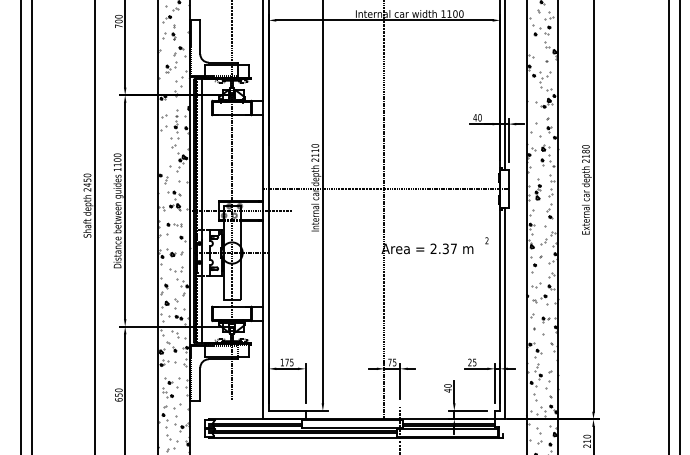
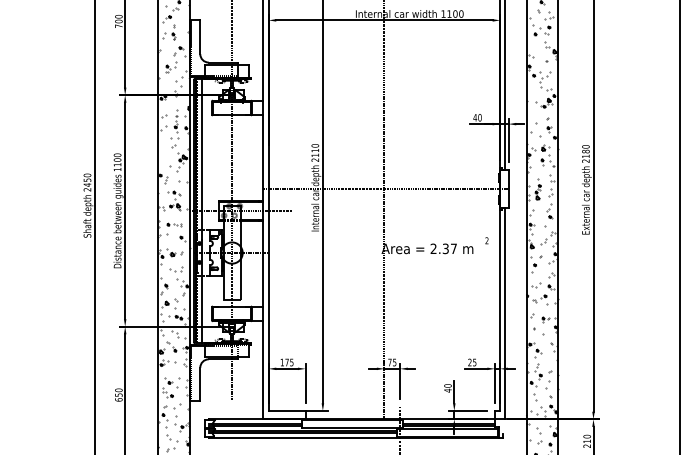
line: present -> none (20, 226)
line: present -> none (31, 226)
line: present -> none (669, 226)
